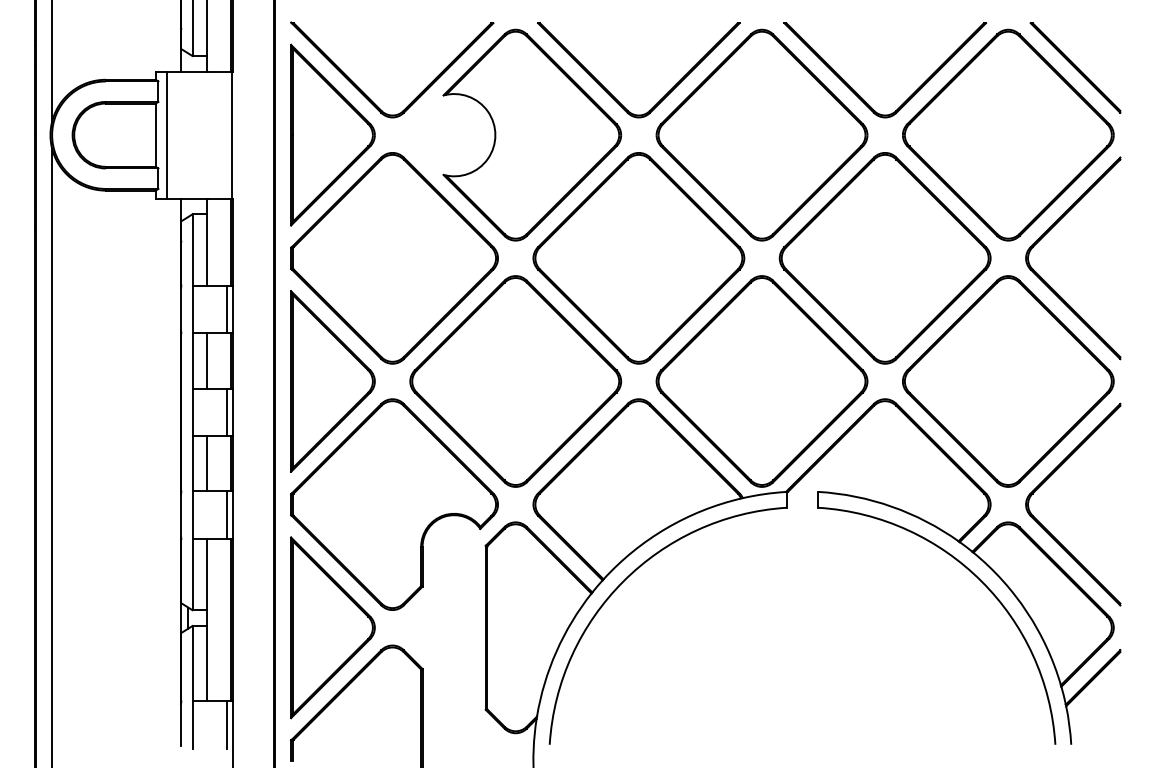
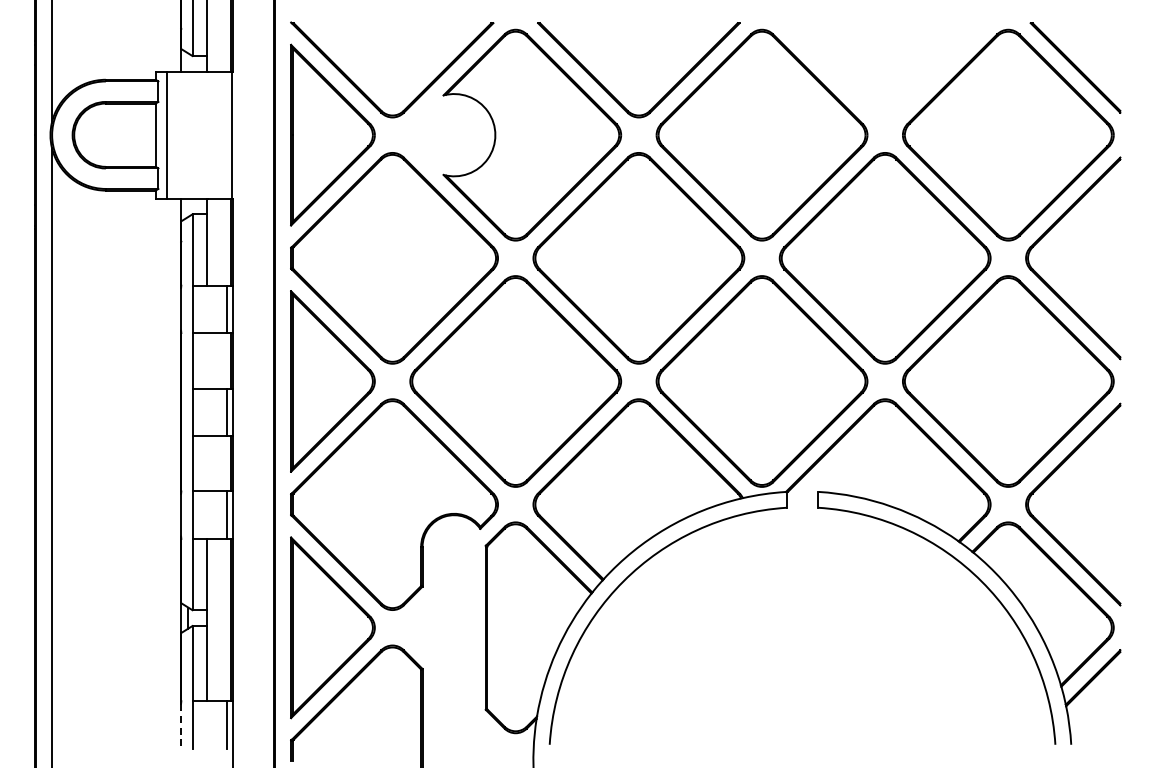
part: present -> none (860, 95)
line: present -> none (206, 360)
line: present -> none (206, 463)
line: solid -> dashed (181, 724)
